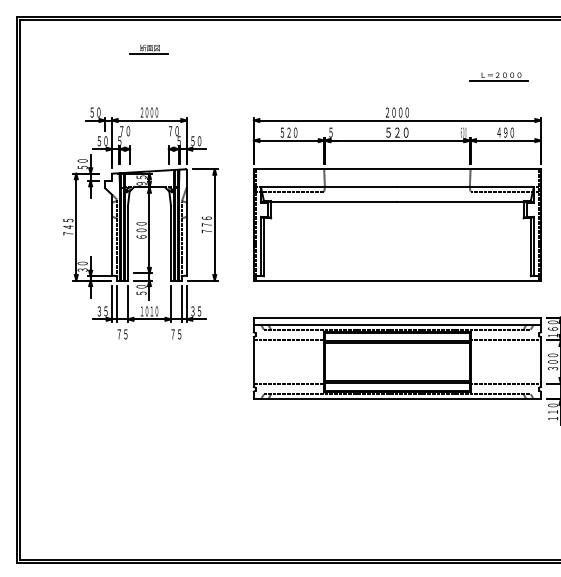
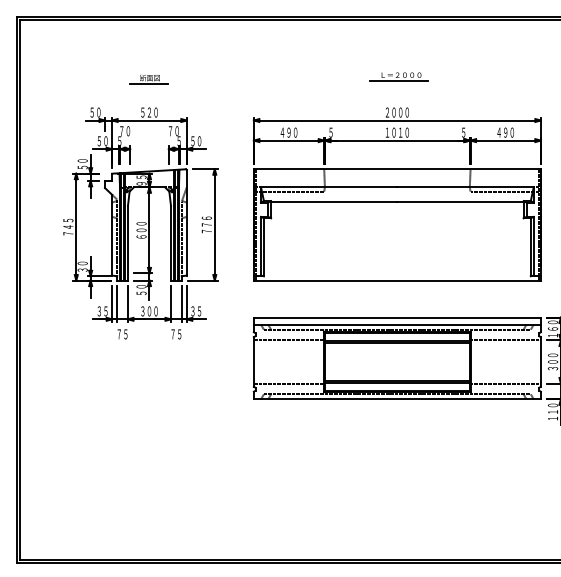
part position: (148, 49) -> (148, 79) (148, 79)
part position: (498, 76) -> (398, 76) (398, 76)
text: ２０００ -> ５２０ (149, 112)
text: ５２０ -> ４９０ (285, 132)
text: ５２０ -> １０１０ (396, 132)
text: ６００ -> ５ (463, 132)
text: １０１０ -> ３００ (149, 311)
